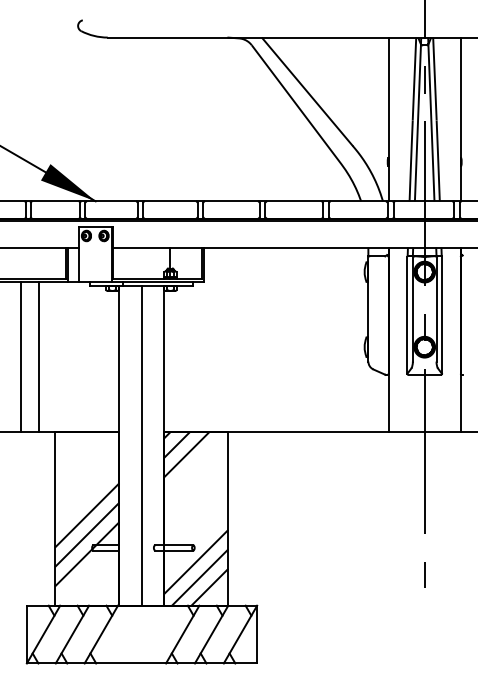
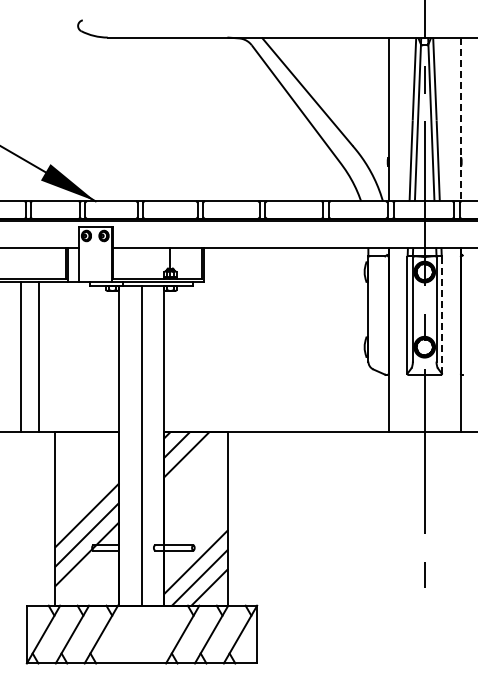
line: solid -> dashed (460, 119)
line: solid -> dashed (442, 315)
